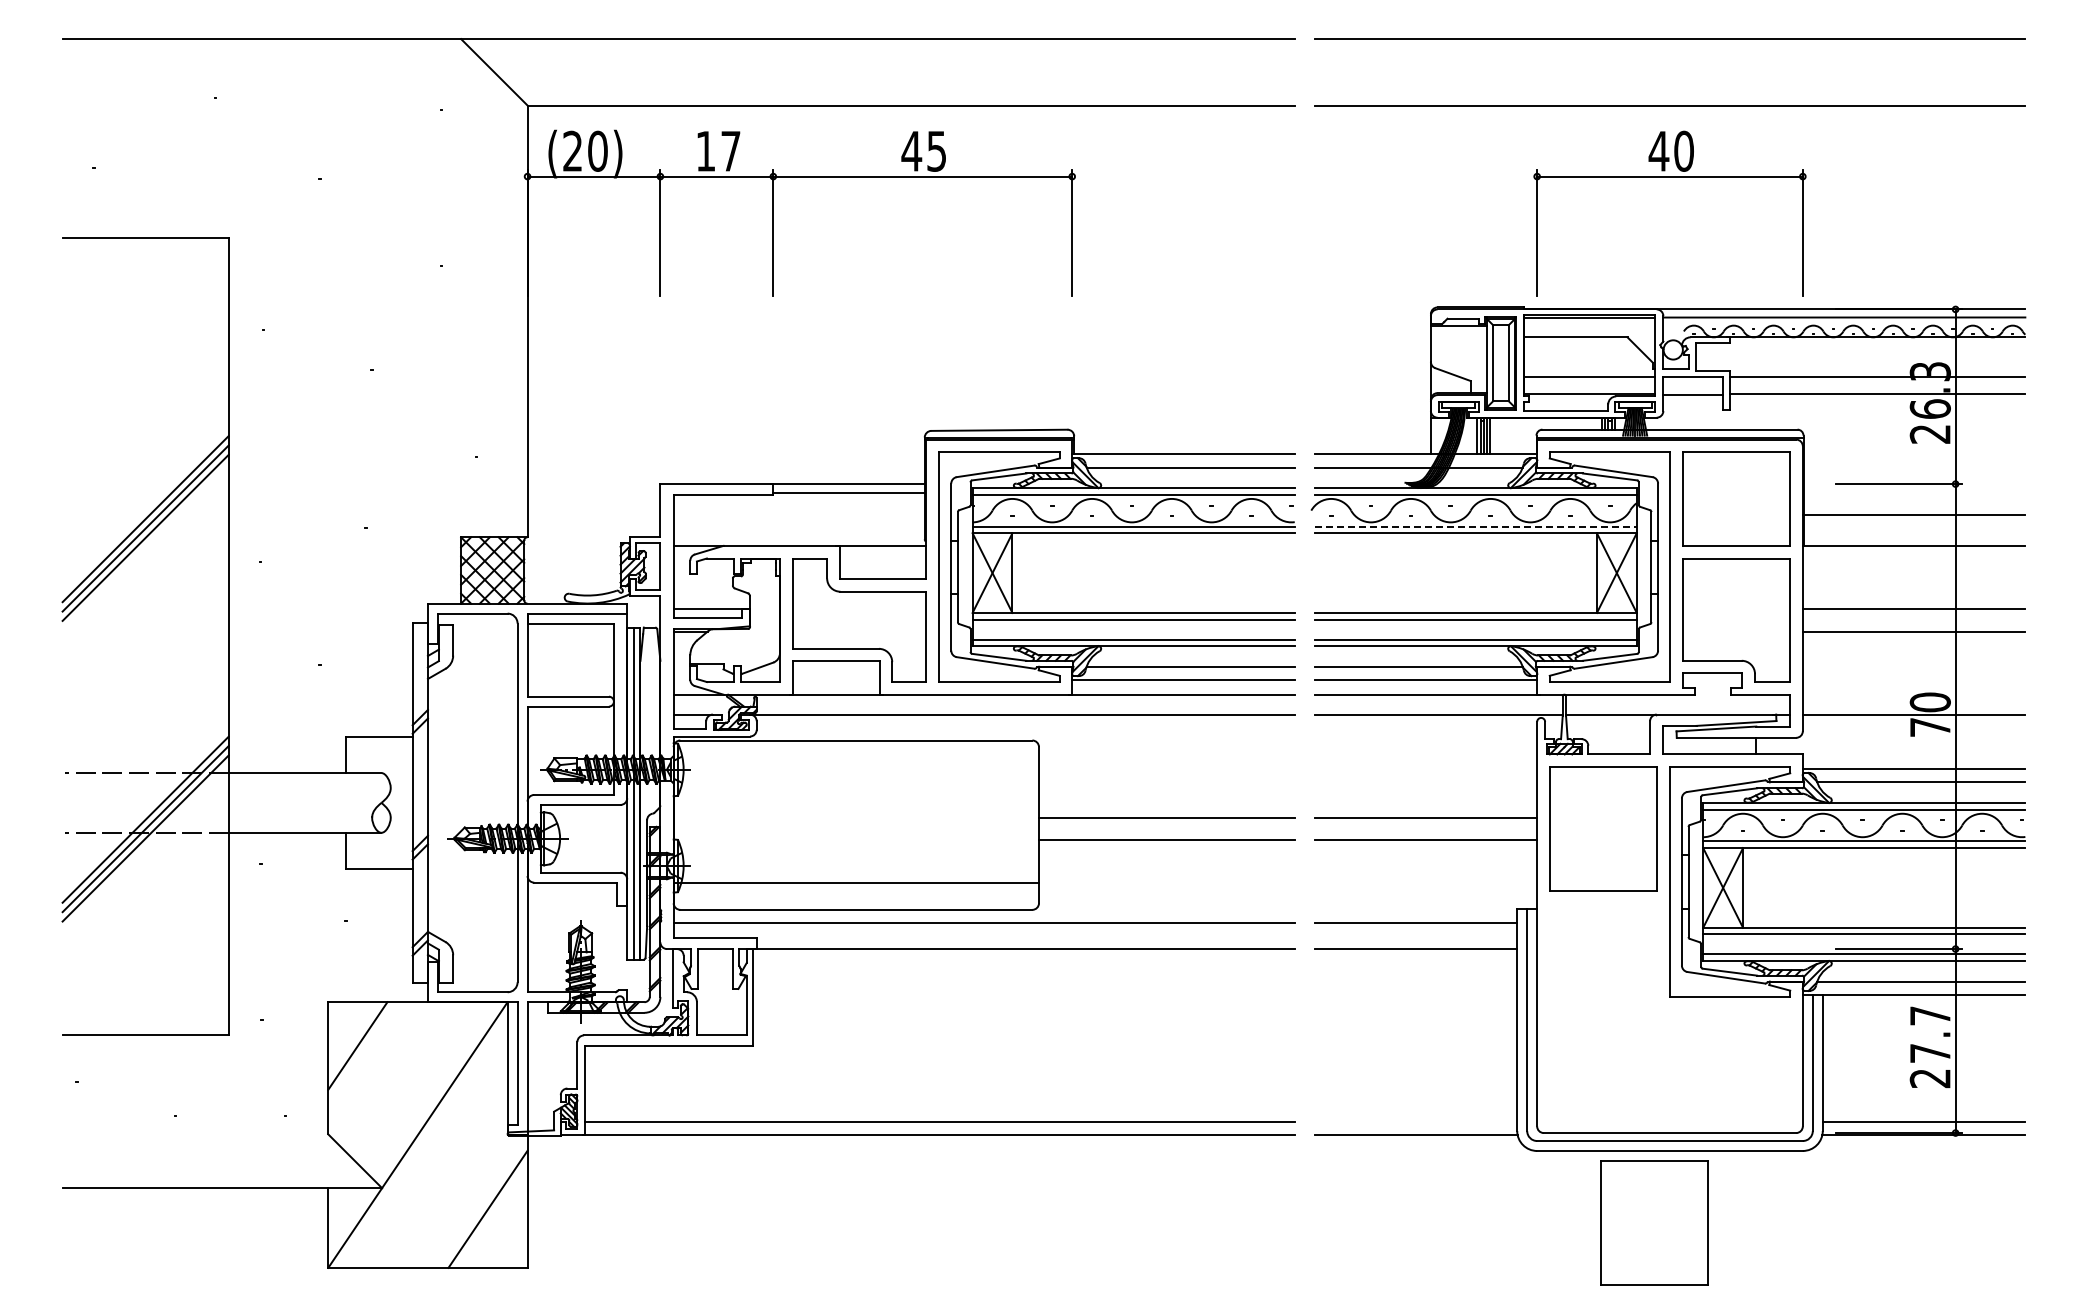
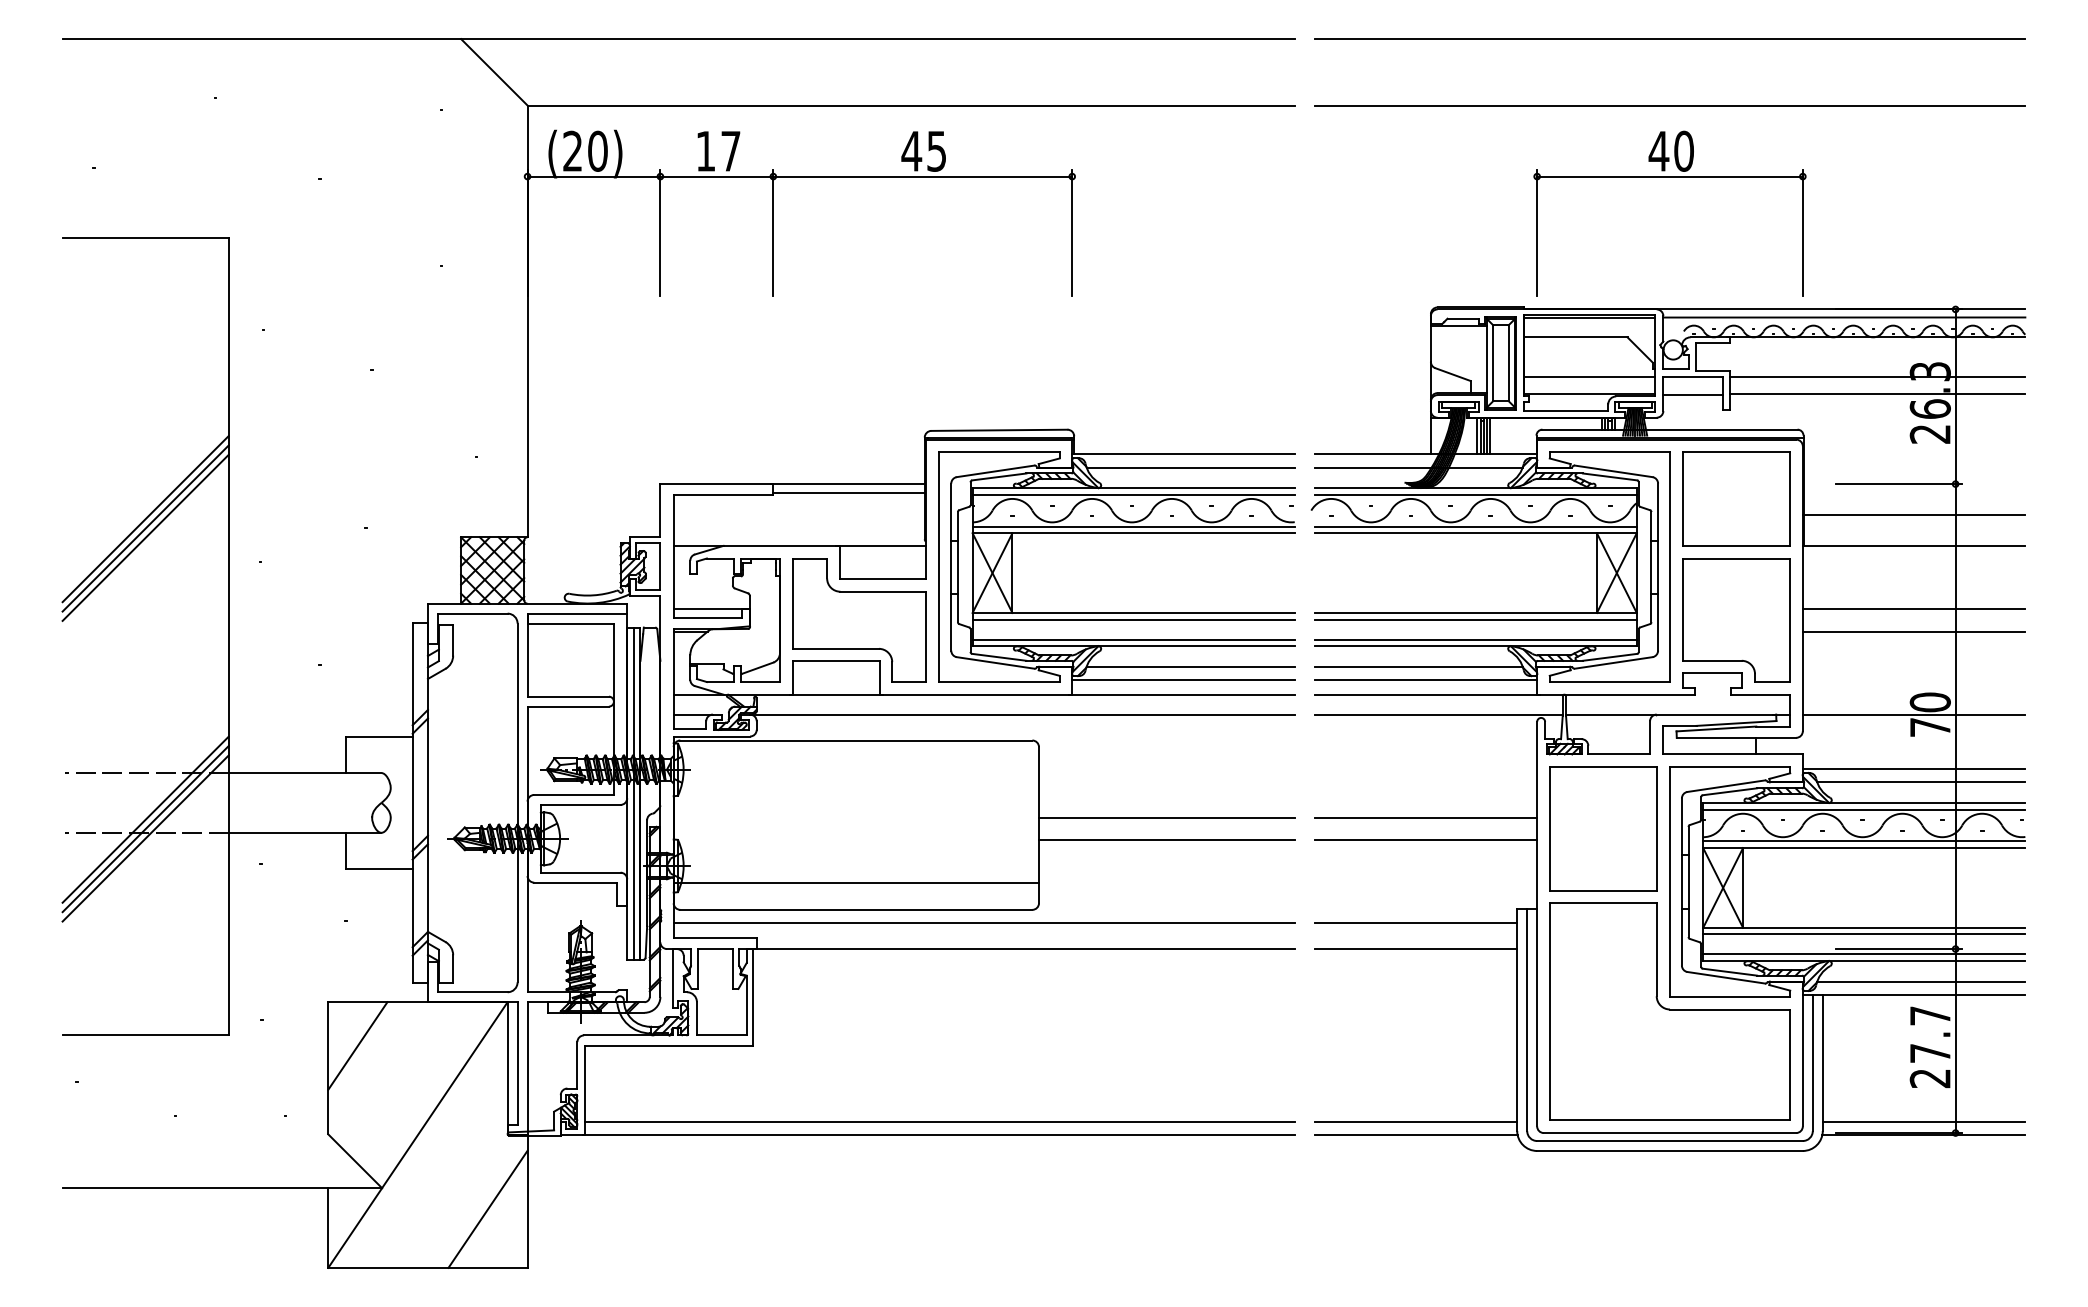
line: dashed -> solid (1476, 526)
part: none -> present (1669, 1011)
line: none -> present (1415, 1121)
part: present -> none (1654, 1222)
